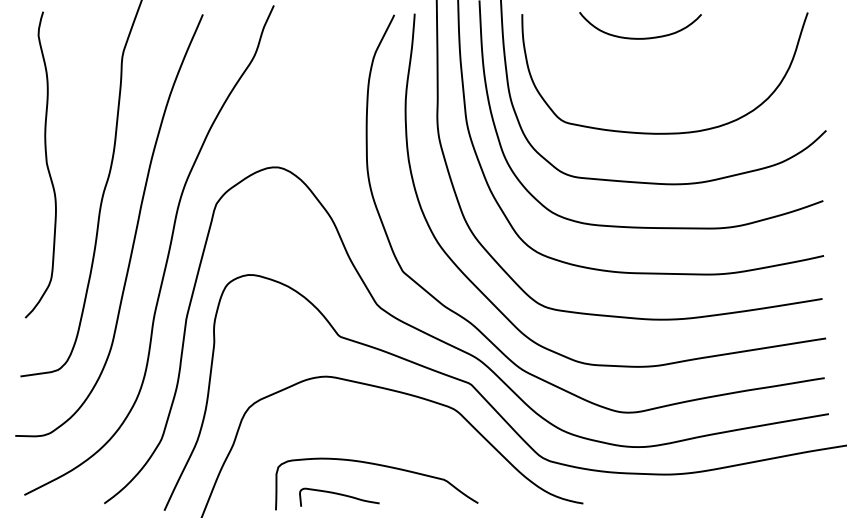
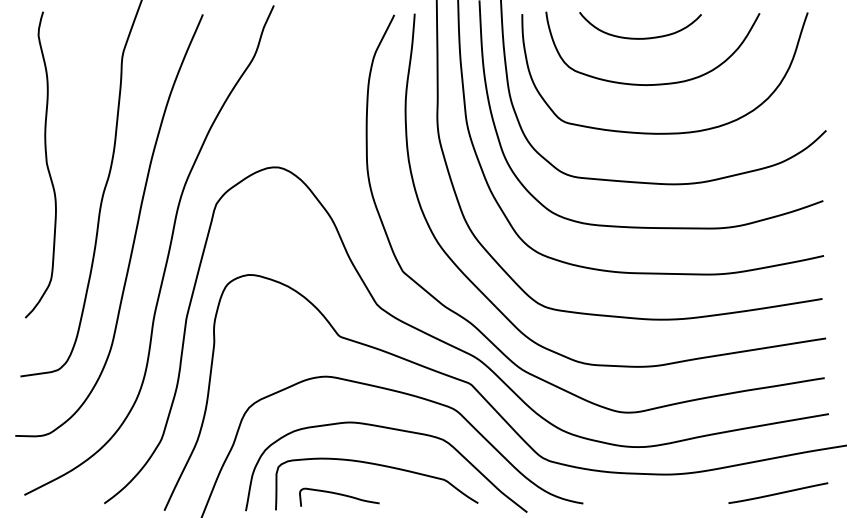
curve: none -> present (655, 83)
curve: none -> present (395, 430)
line: none -> present (778, 492)
